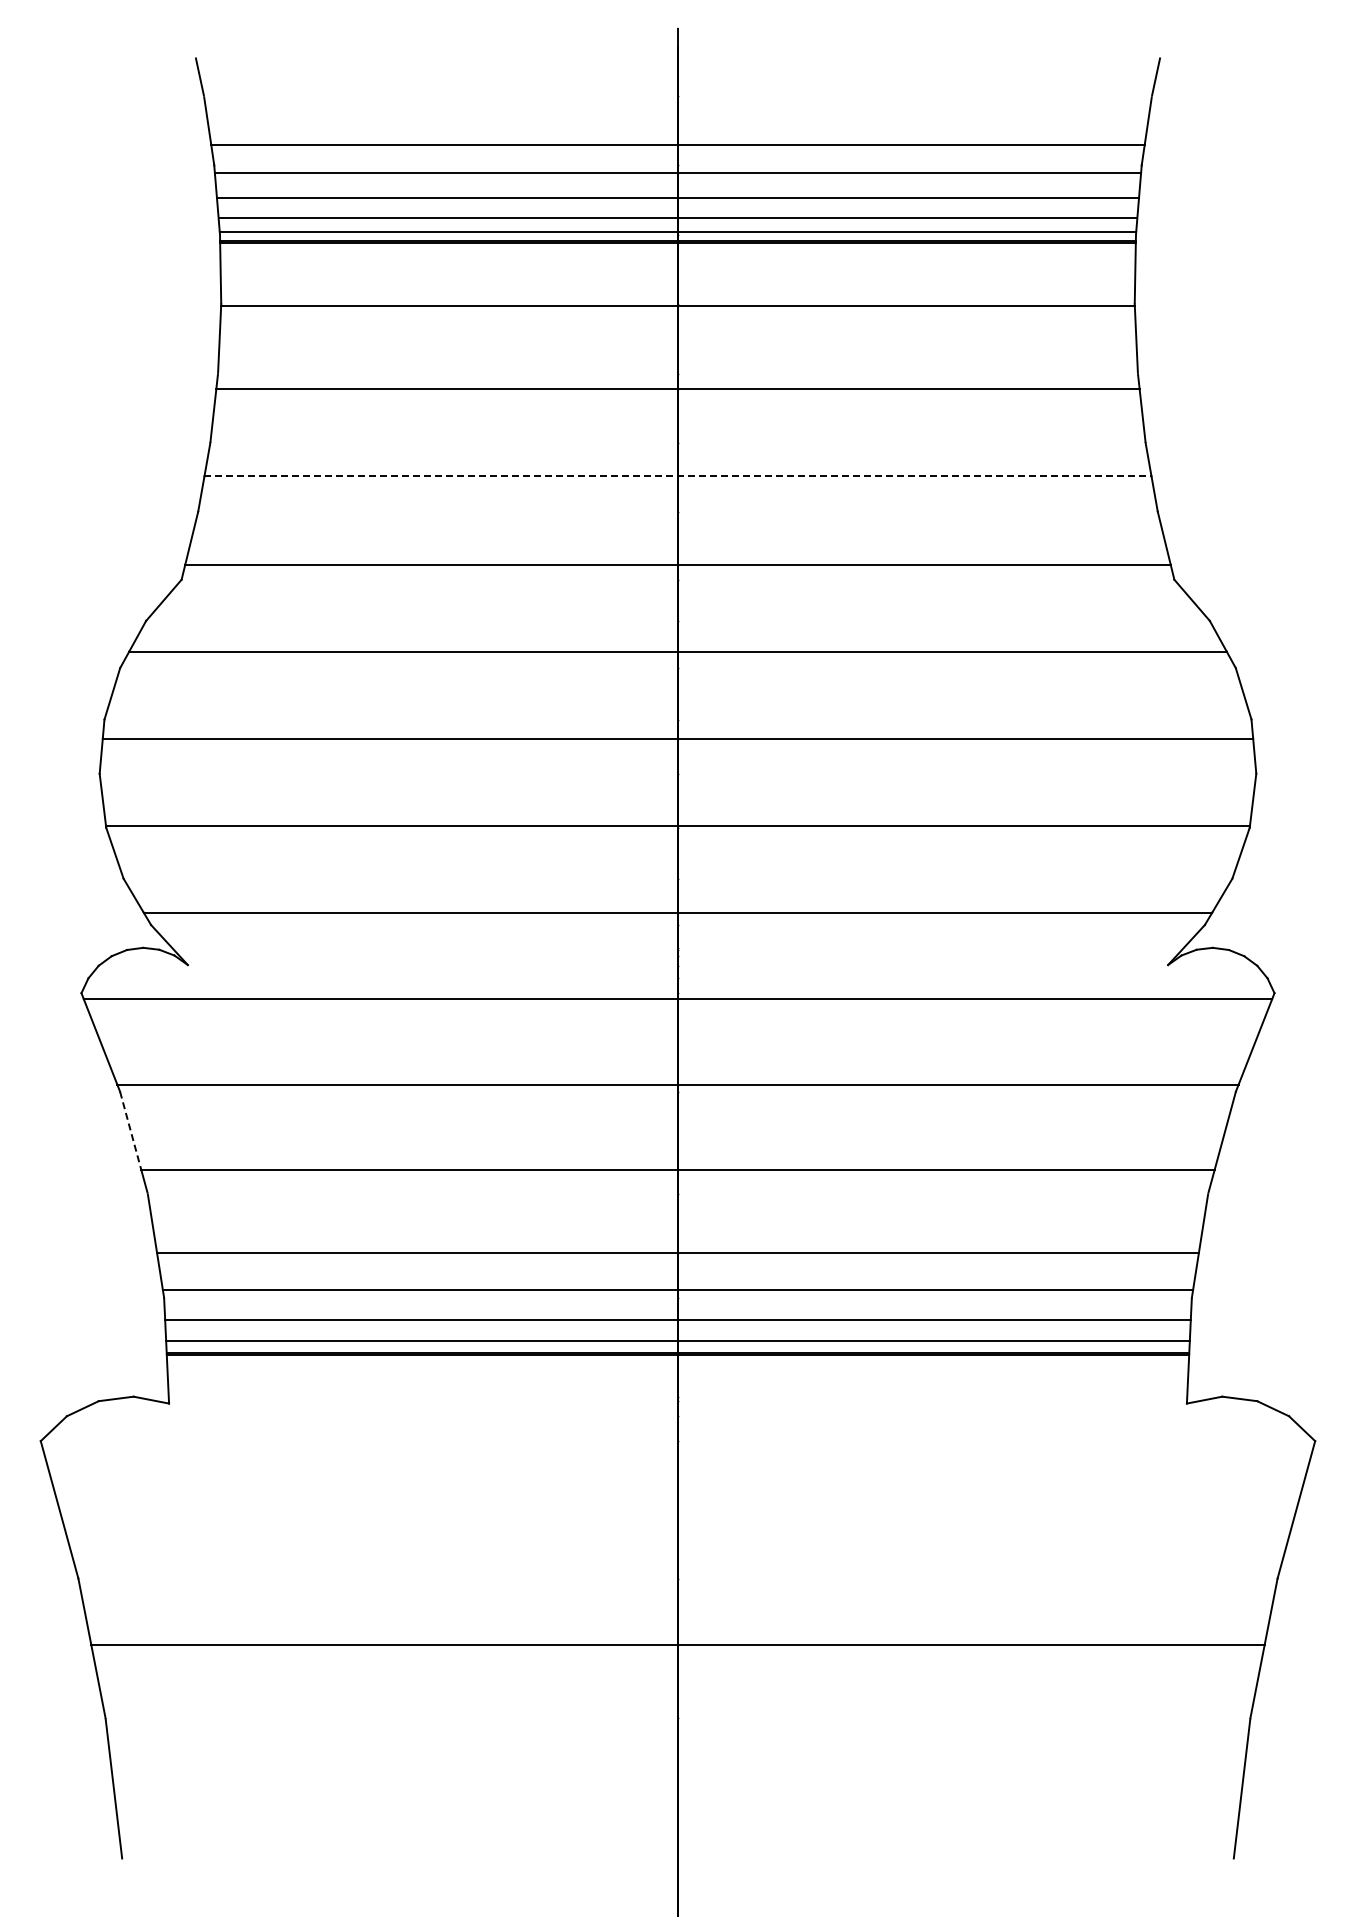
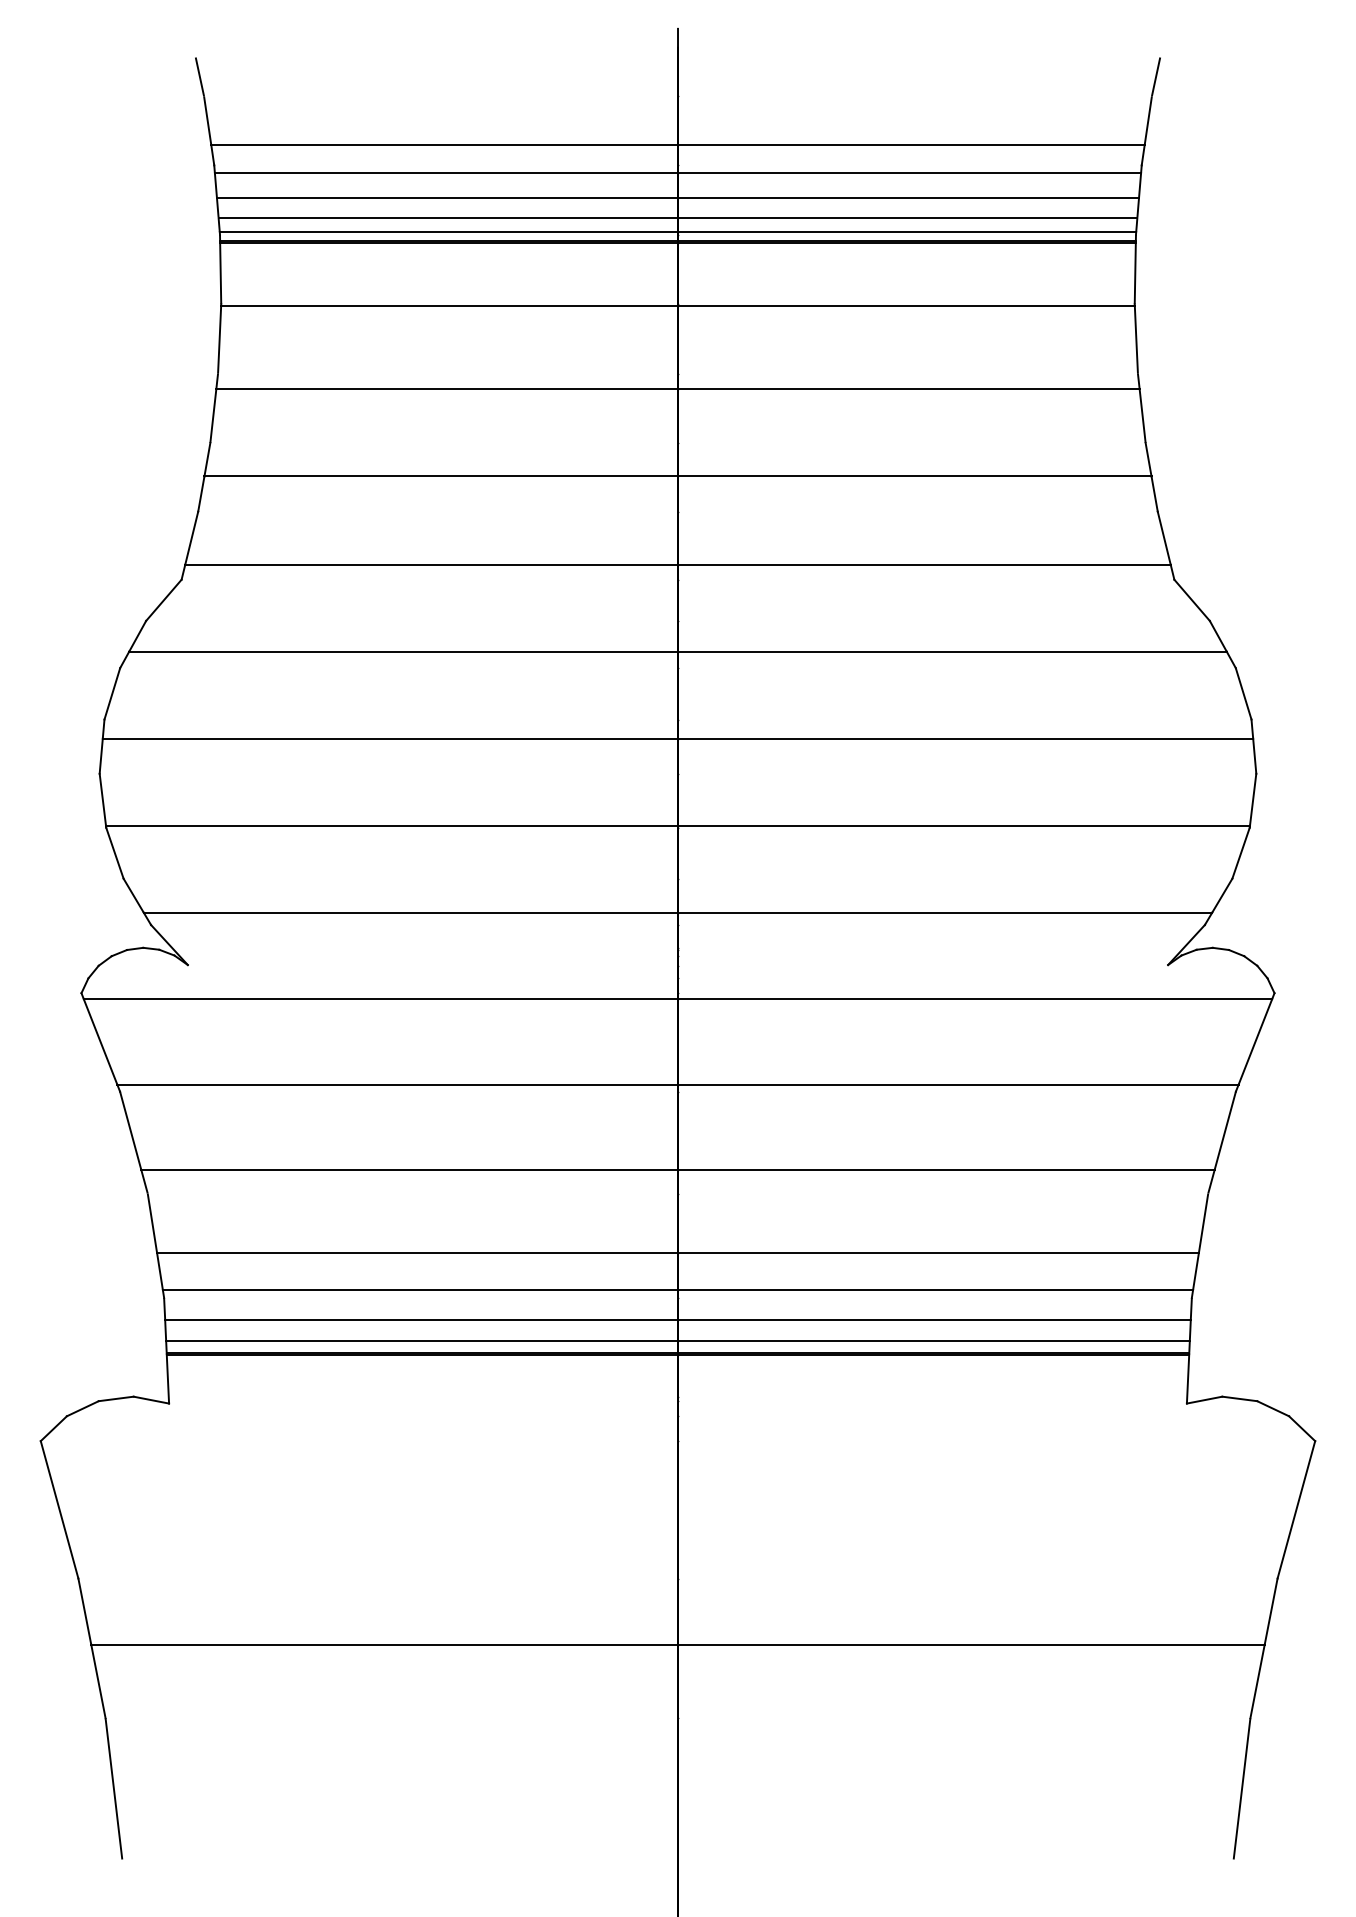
line: dashed -> solid (678, 476)
line: dashed -> solid (130, 1131)
